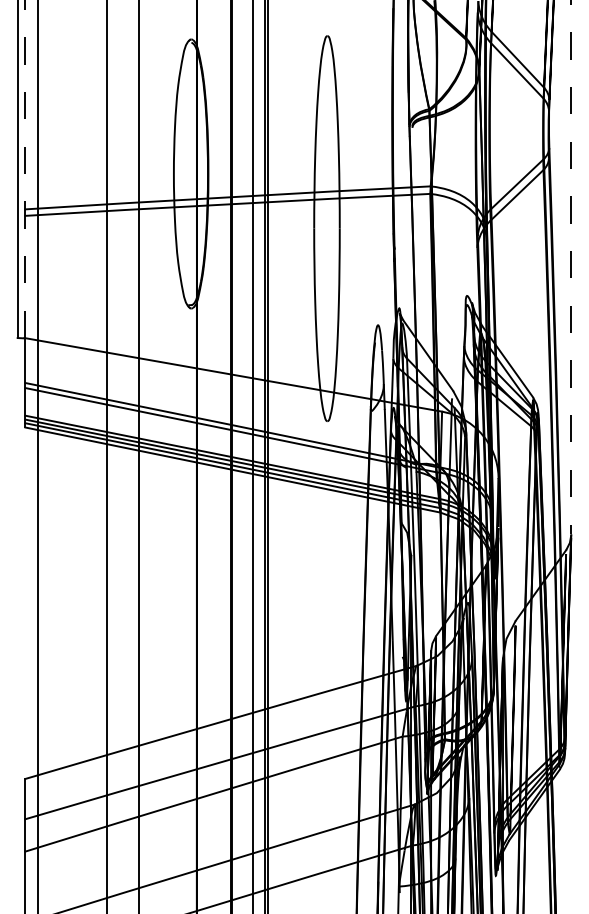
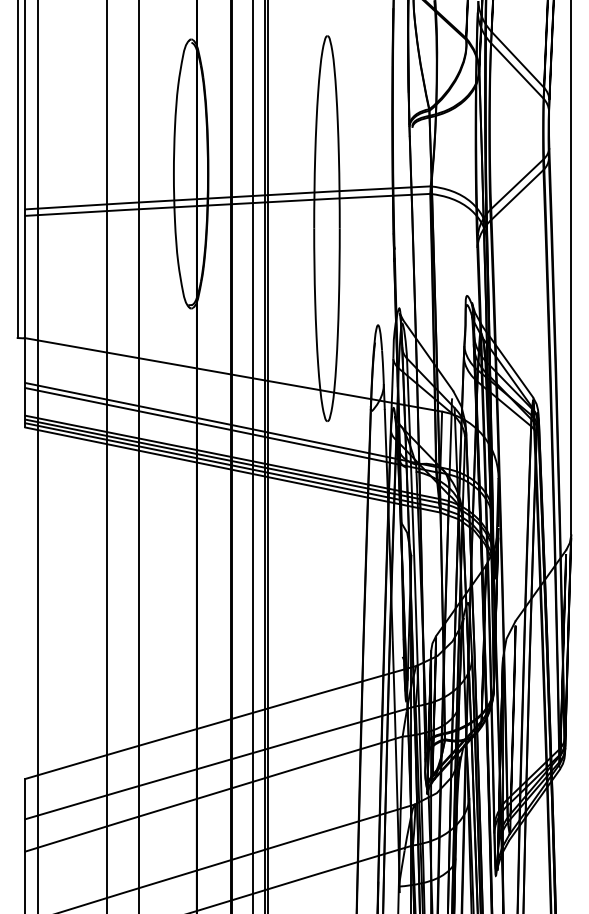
line: dashed -> solid (24, 169)
line: dashed -> solid (571, 267)
